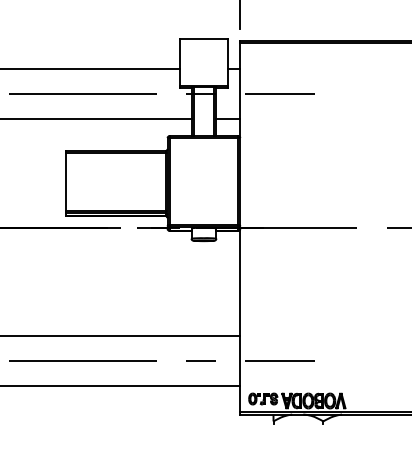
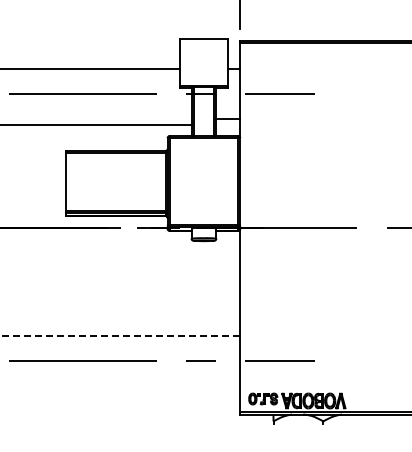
line position: (96, 119) -> (96, 125) (96, 125)
line: solid -> dashed (120, 336)
line: present -> none (121, 386)
